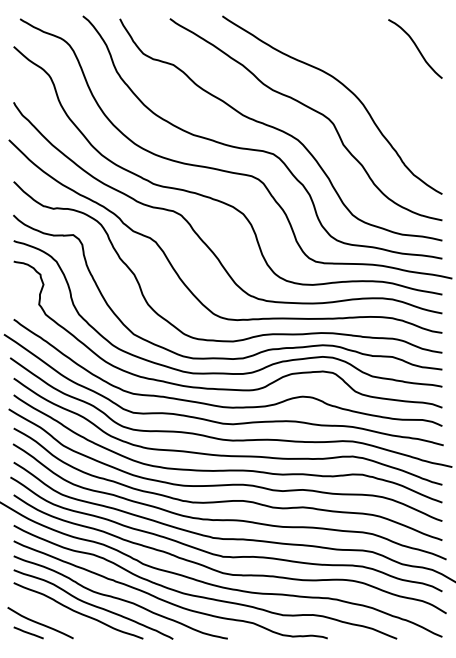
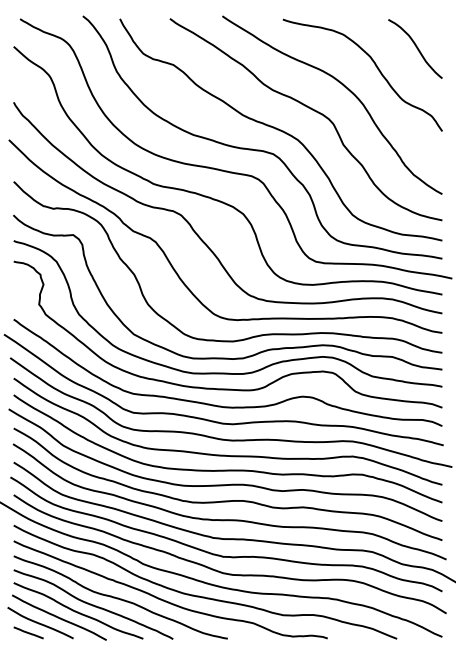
curve: none -> present (375, 66)
curve: none -> present (59, 617)
